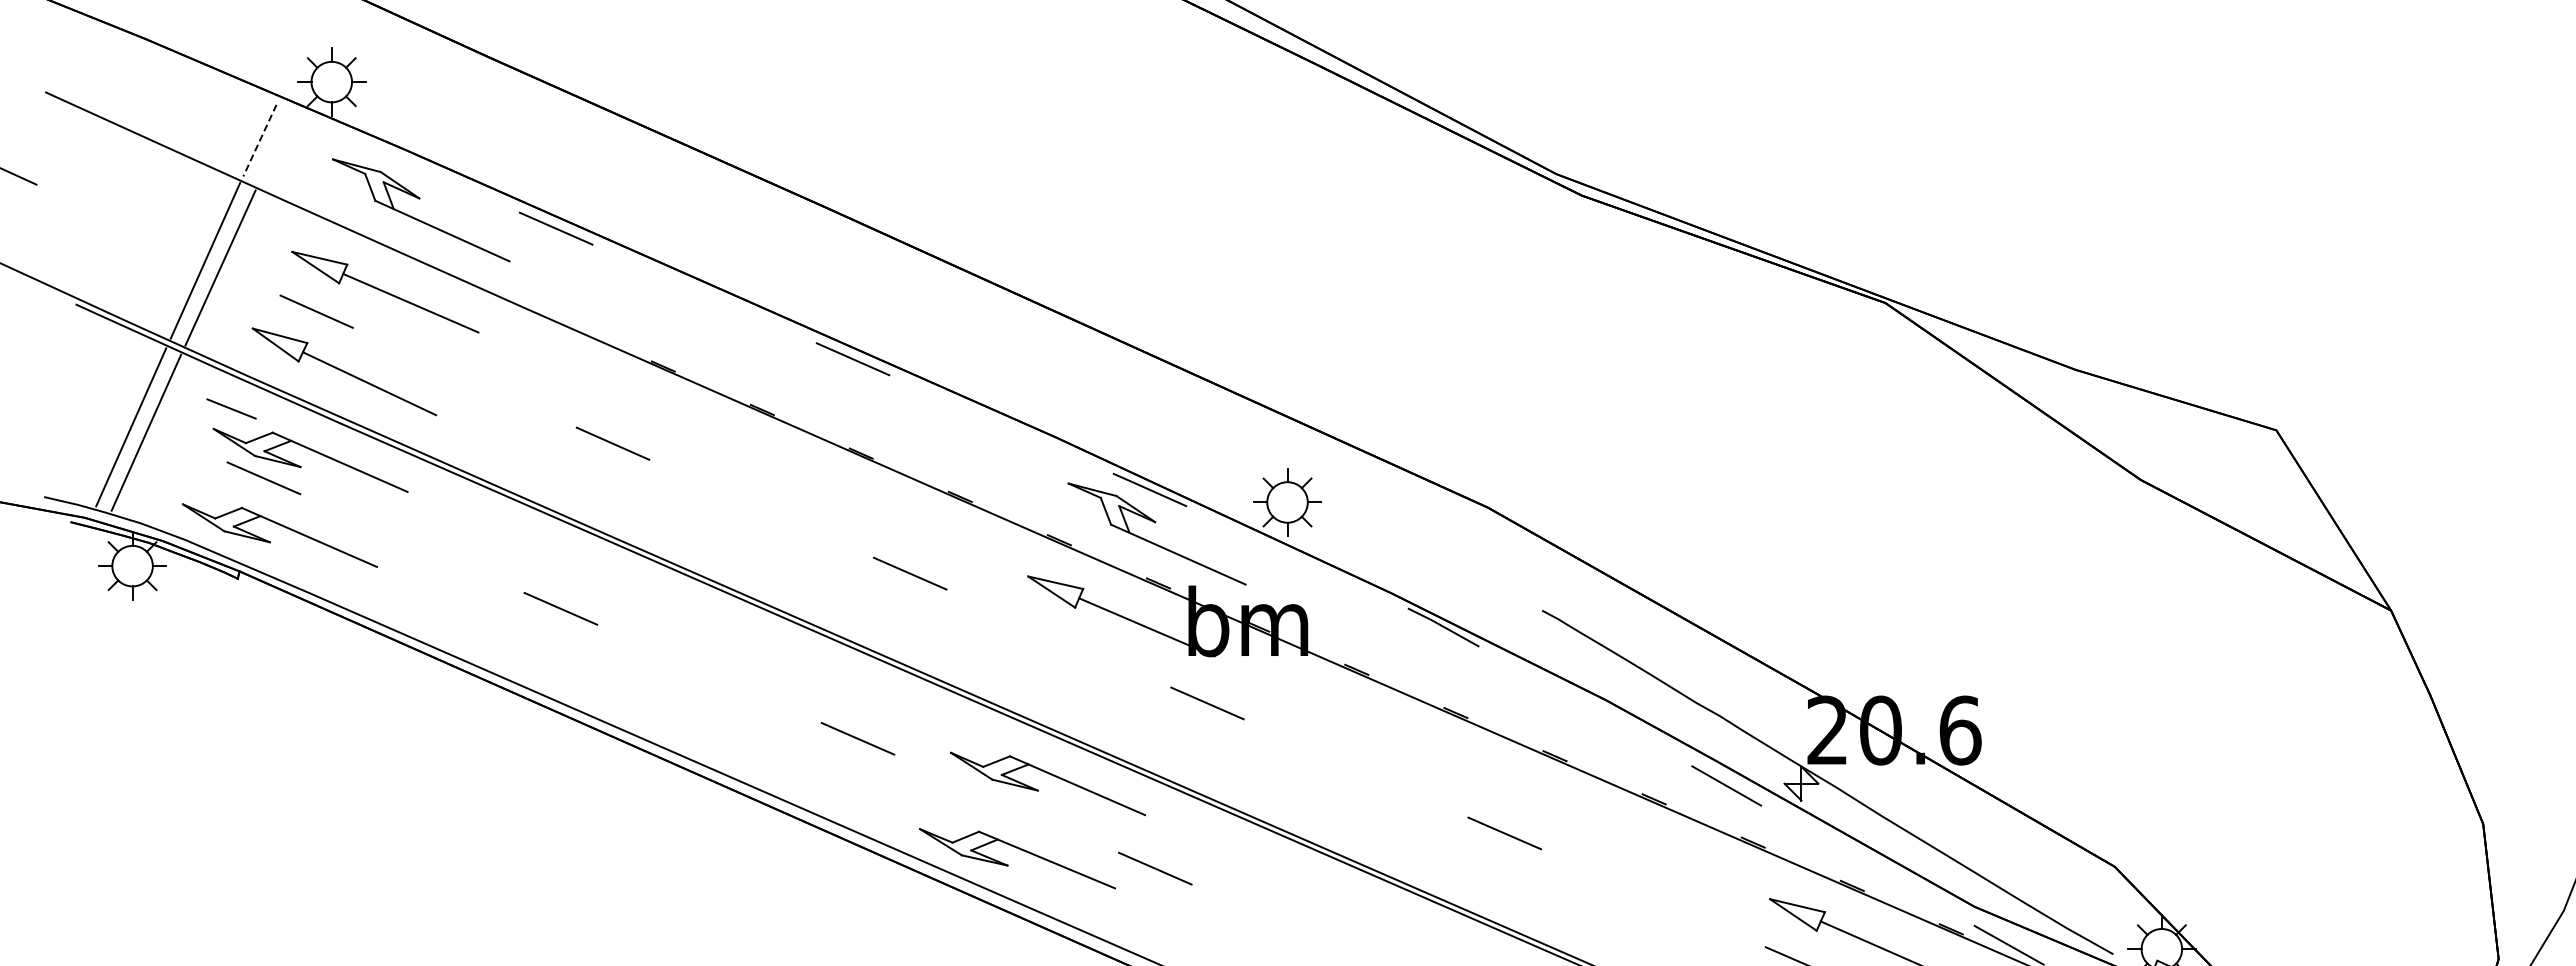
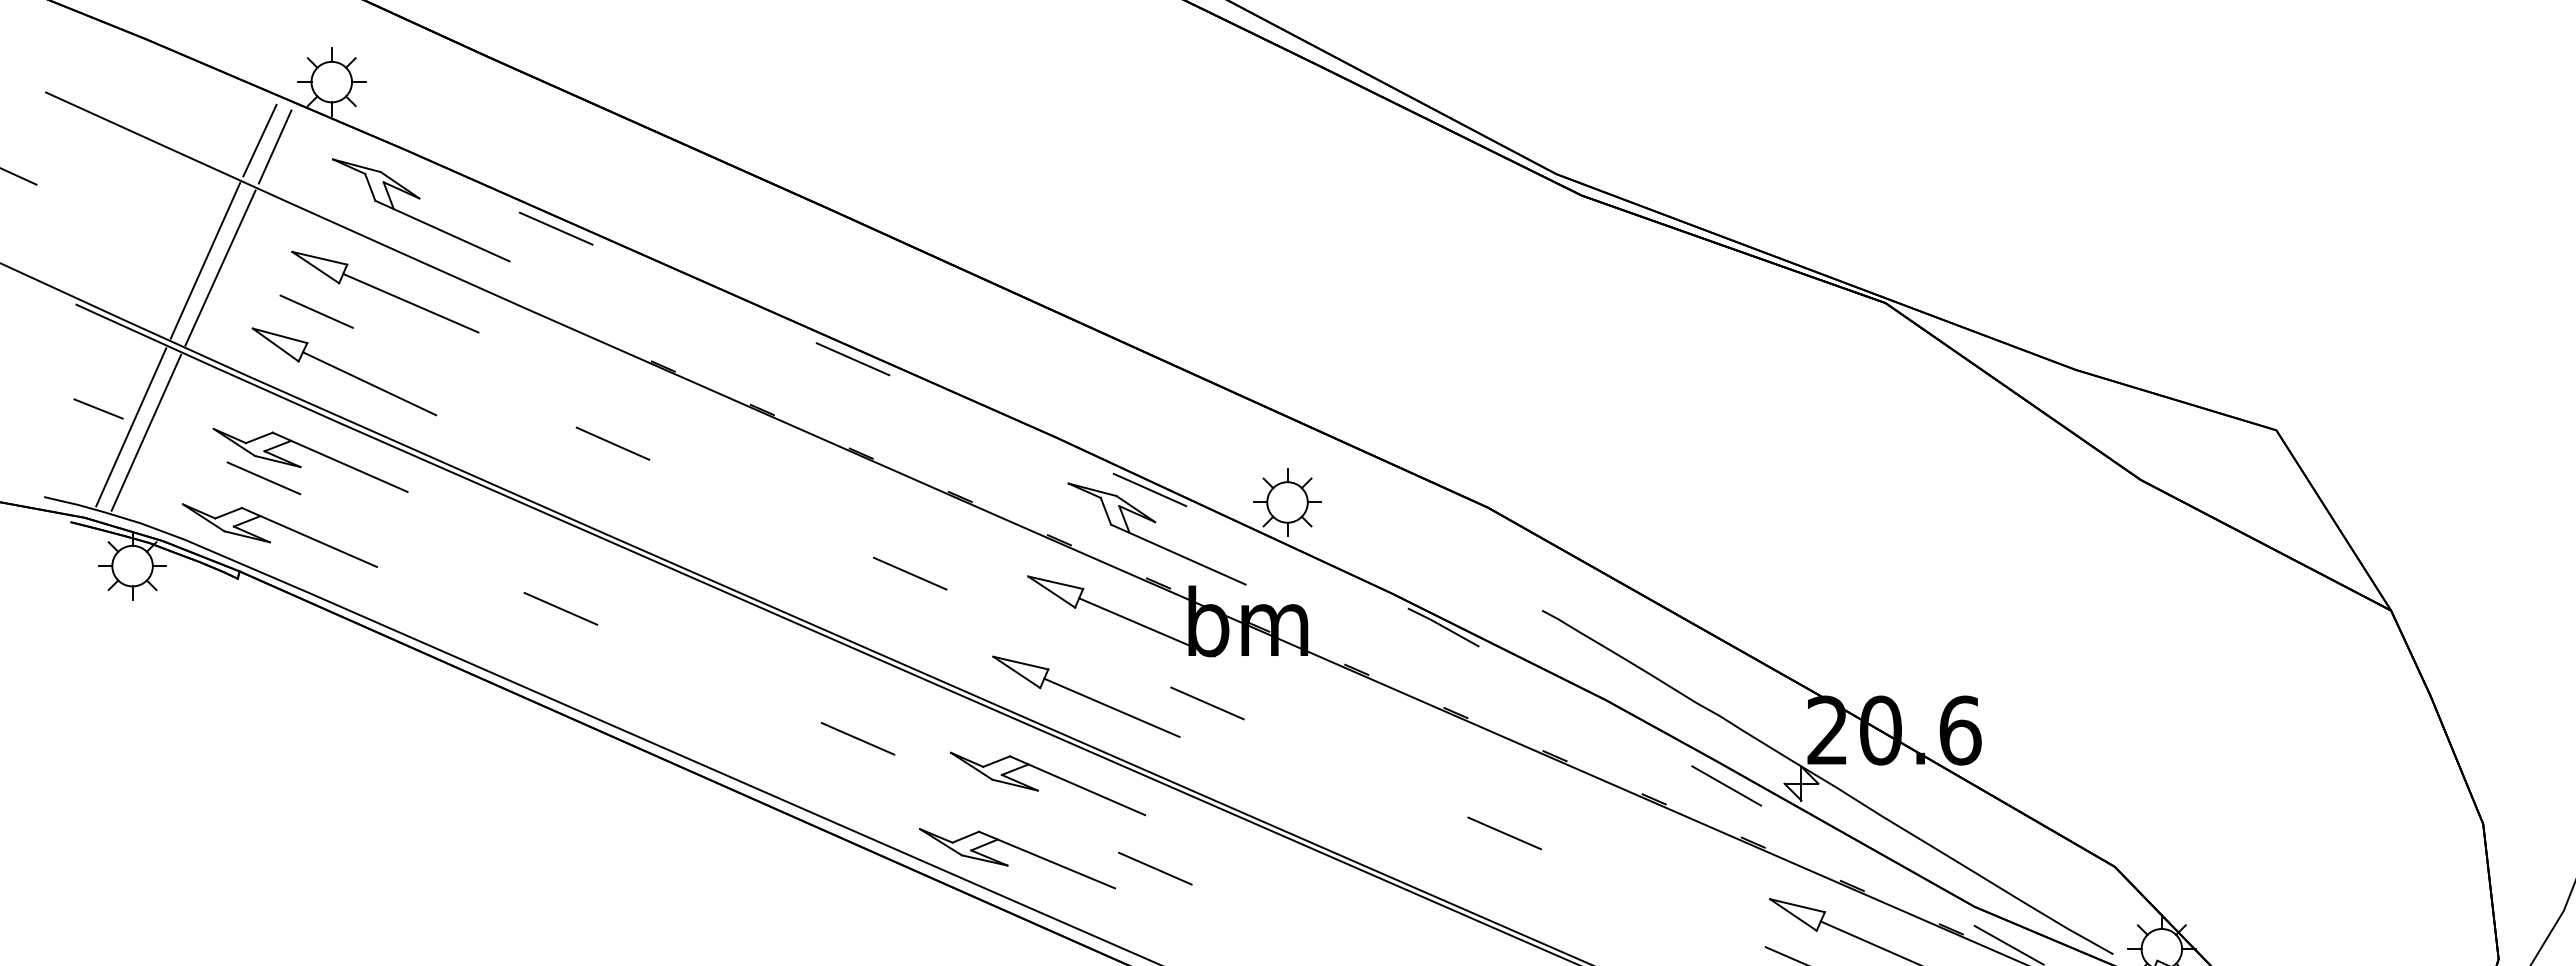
line: dashed -> solid (259, 141)
line: none -> present (274, 146)
line position: (231, 408) -> (98, 408) (98, 408)
part: none -> present (1086, 696)
